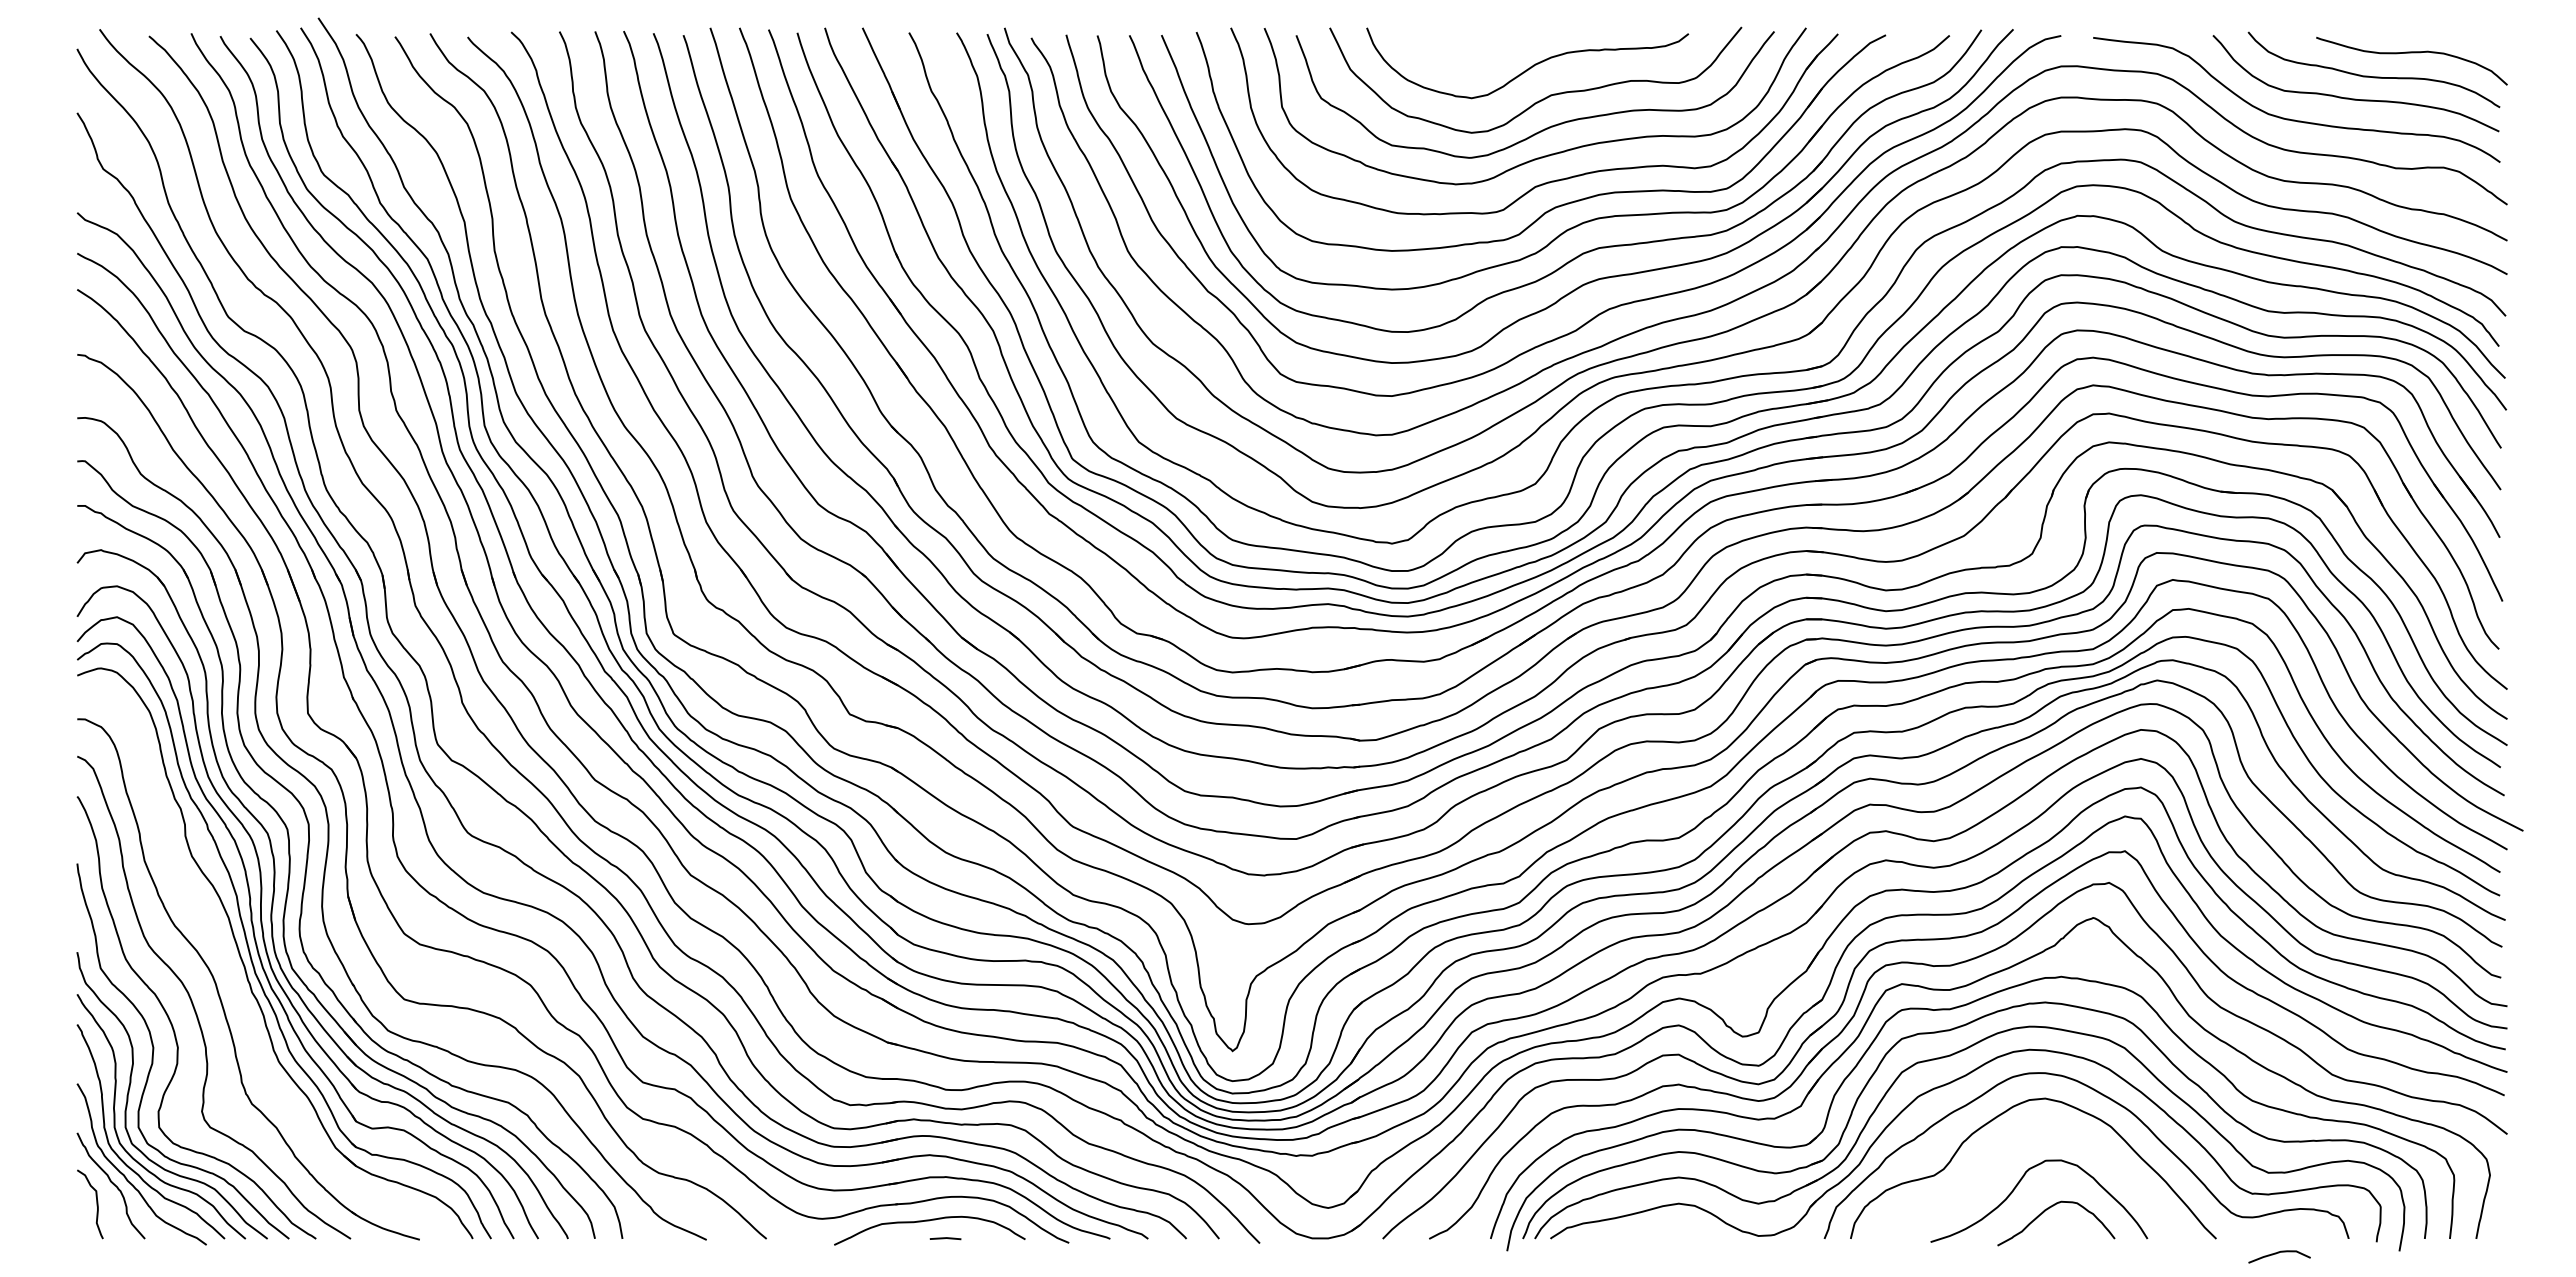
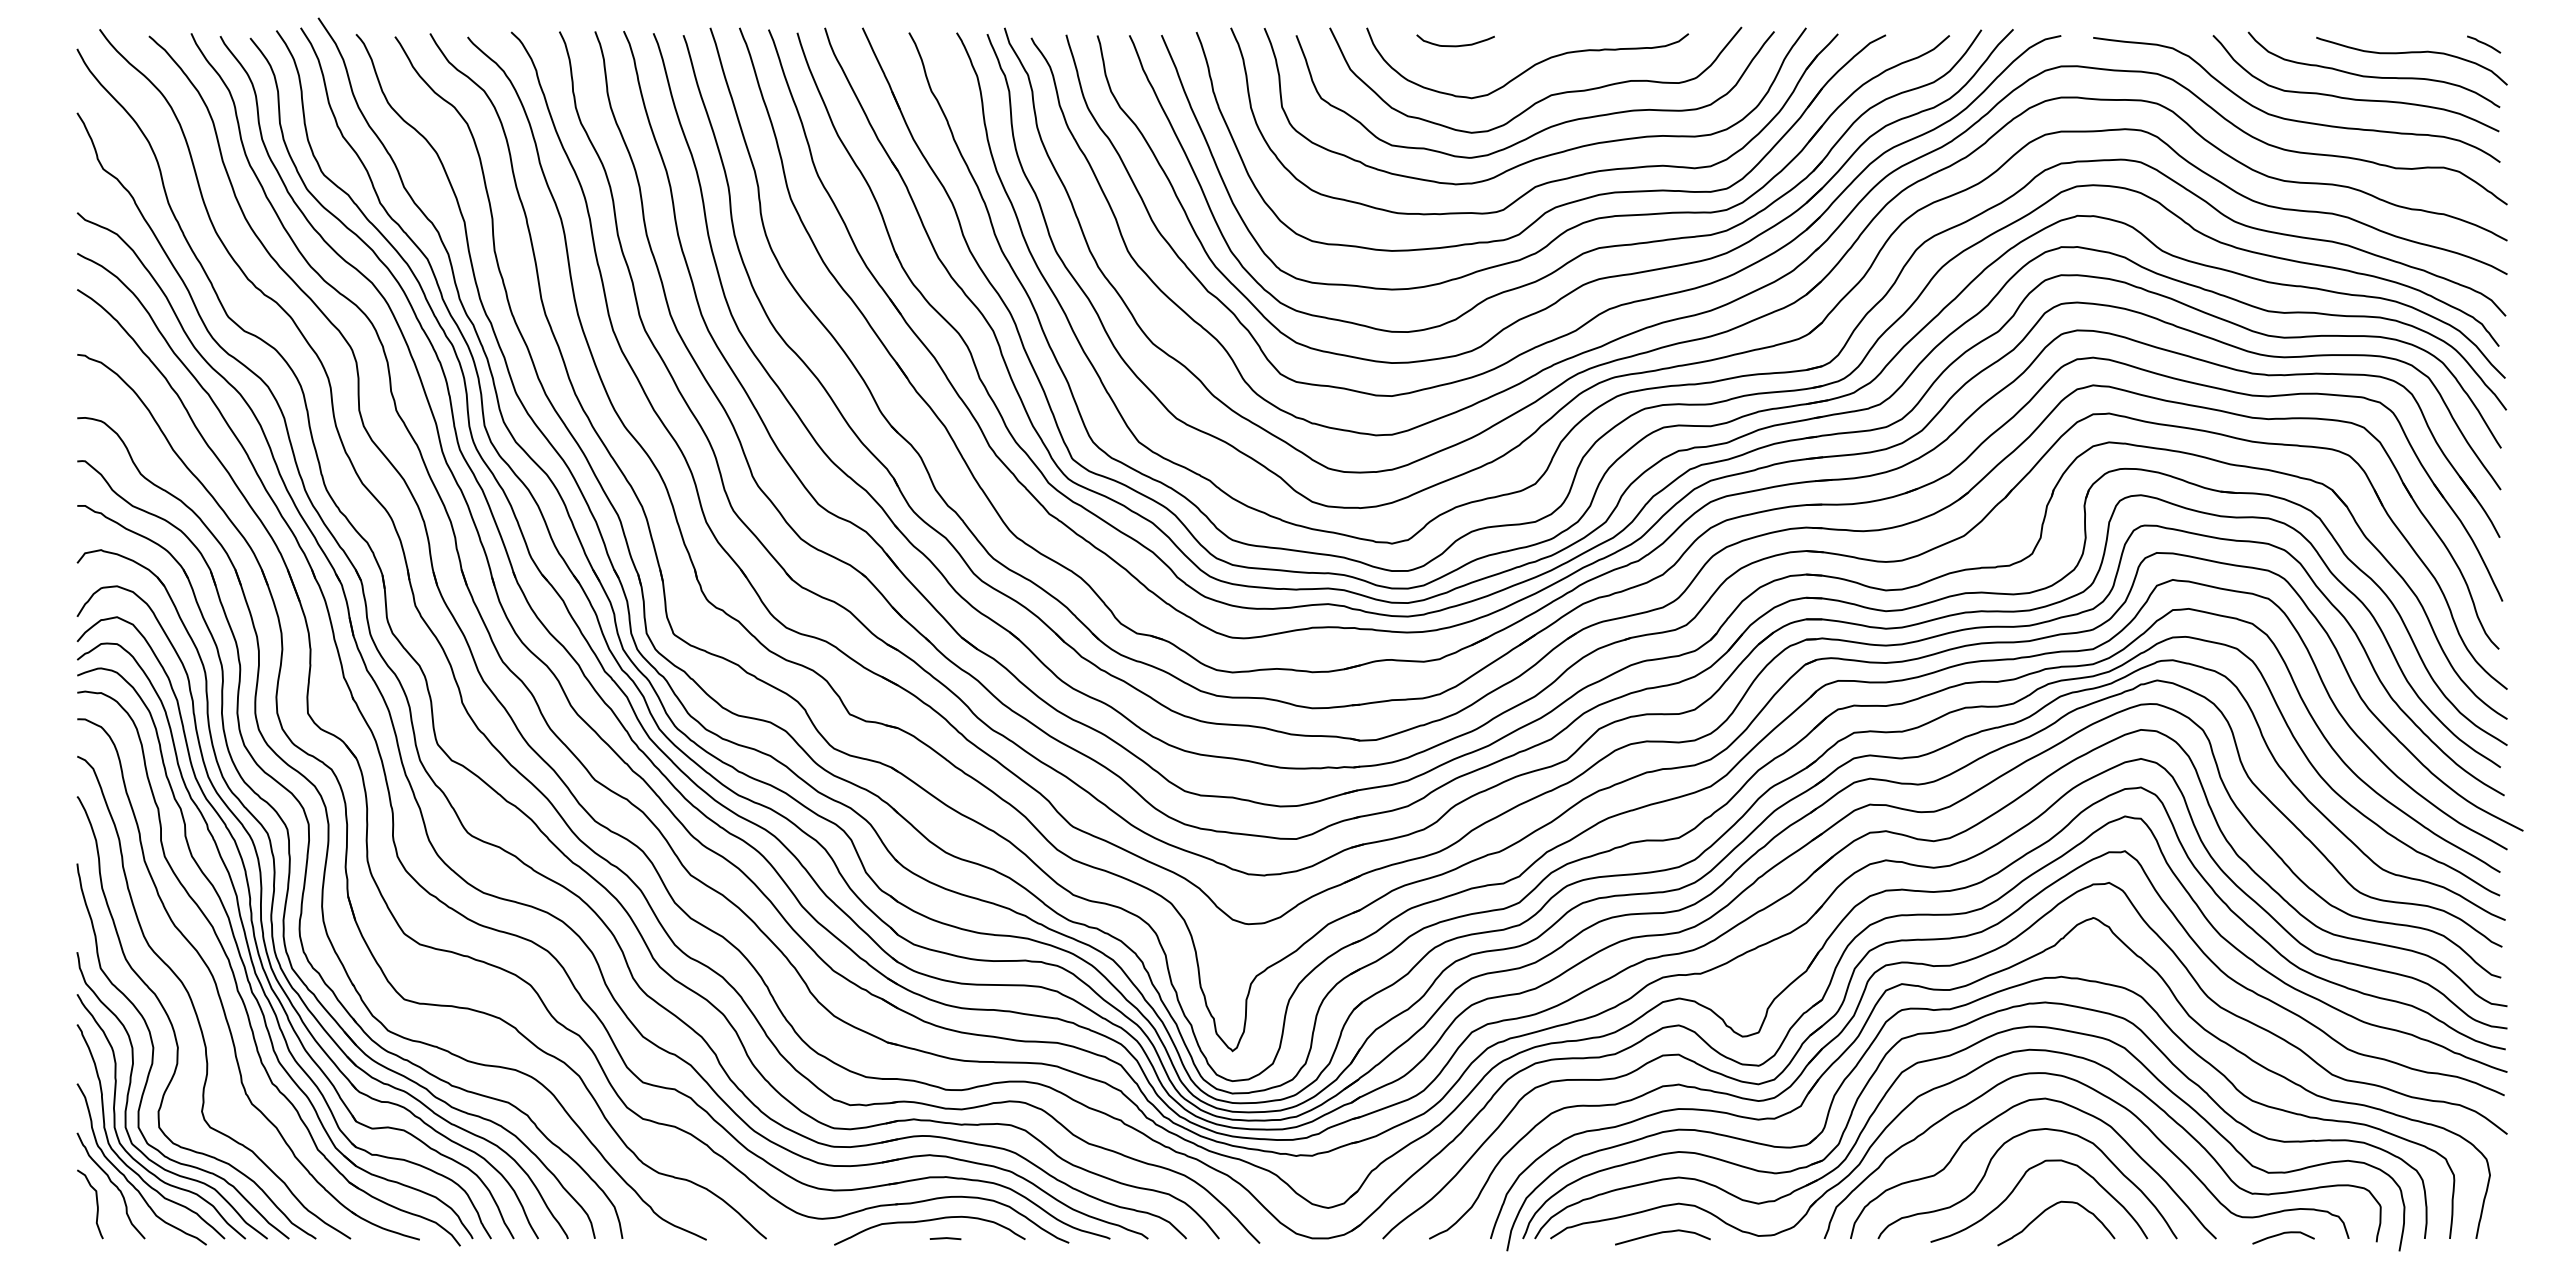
line: none -> present (2484, 44)
curve: none -> present (1455, 45)
part: none -> present (235, 976)
curve: none -> present (1988, 1168)
curve: none -> present (1662, 1233)
curve position: (2279, 1253) -> (2283, 1234) (2283, 1234)
